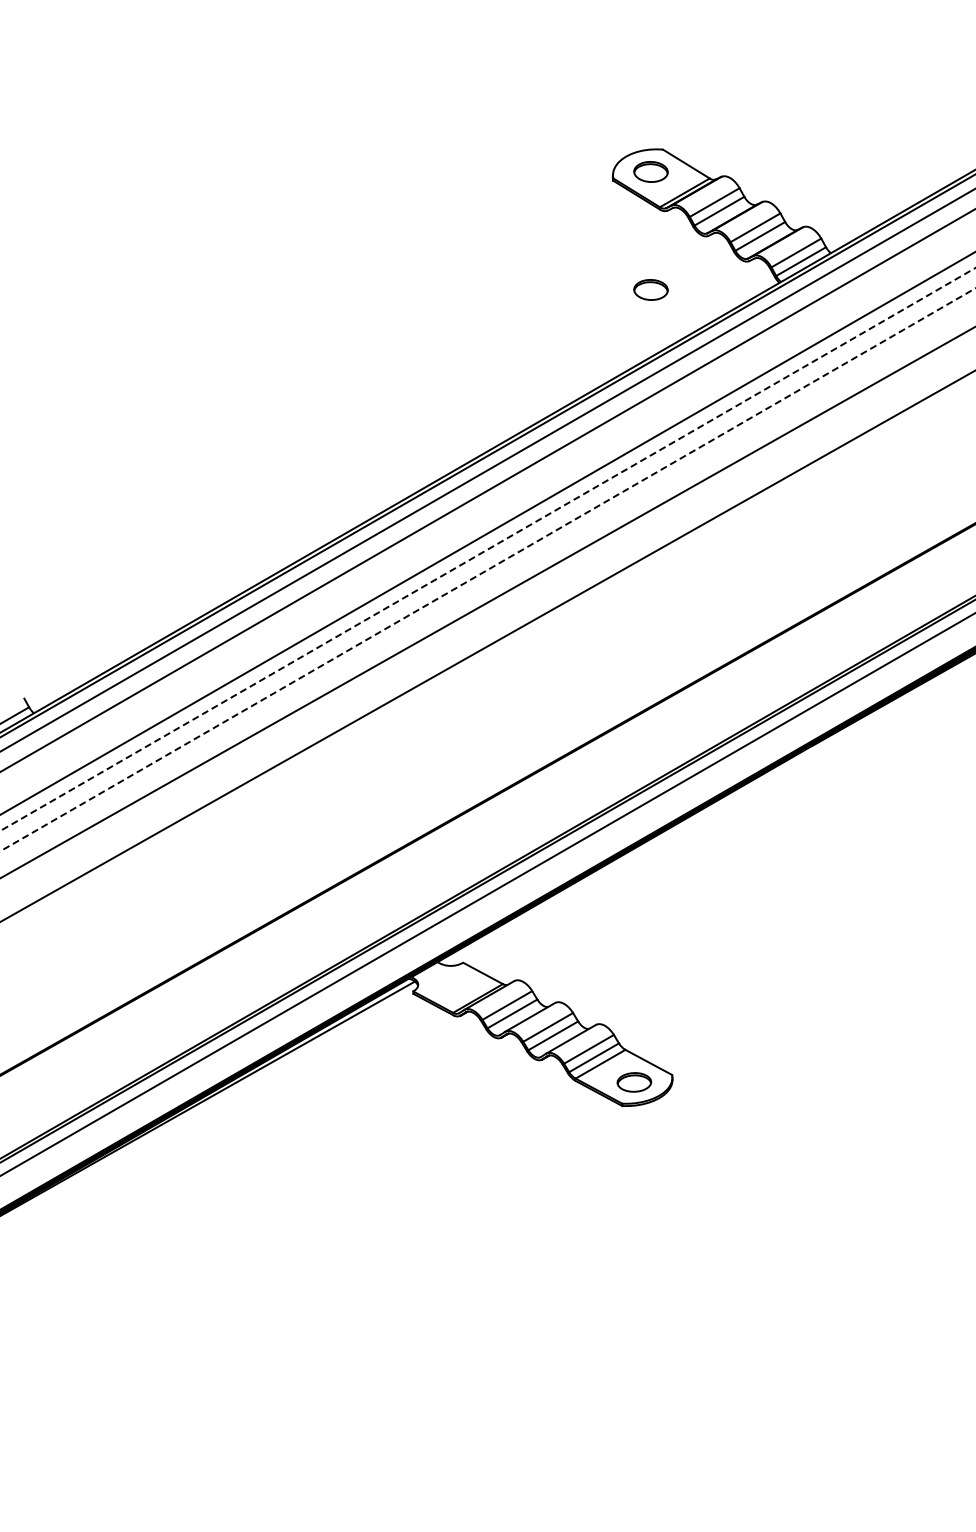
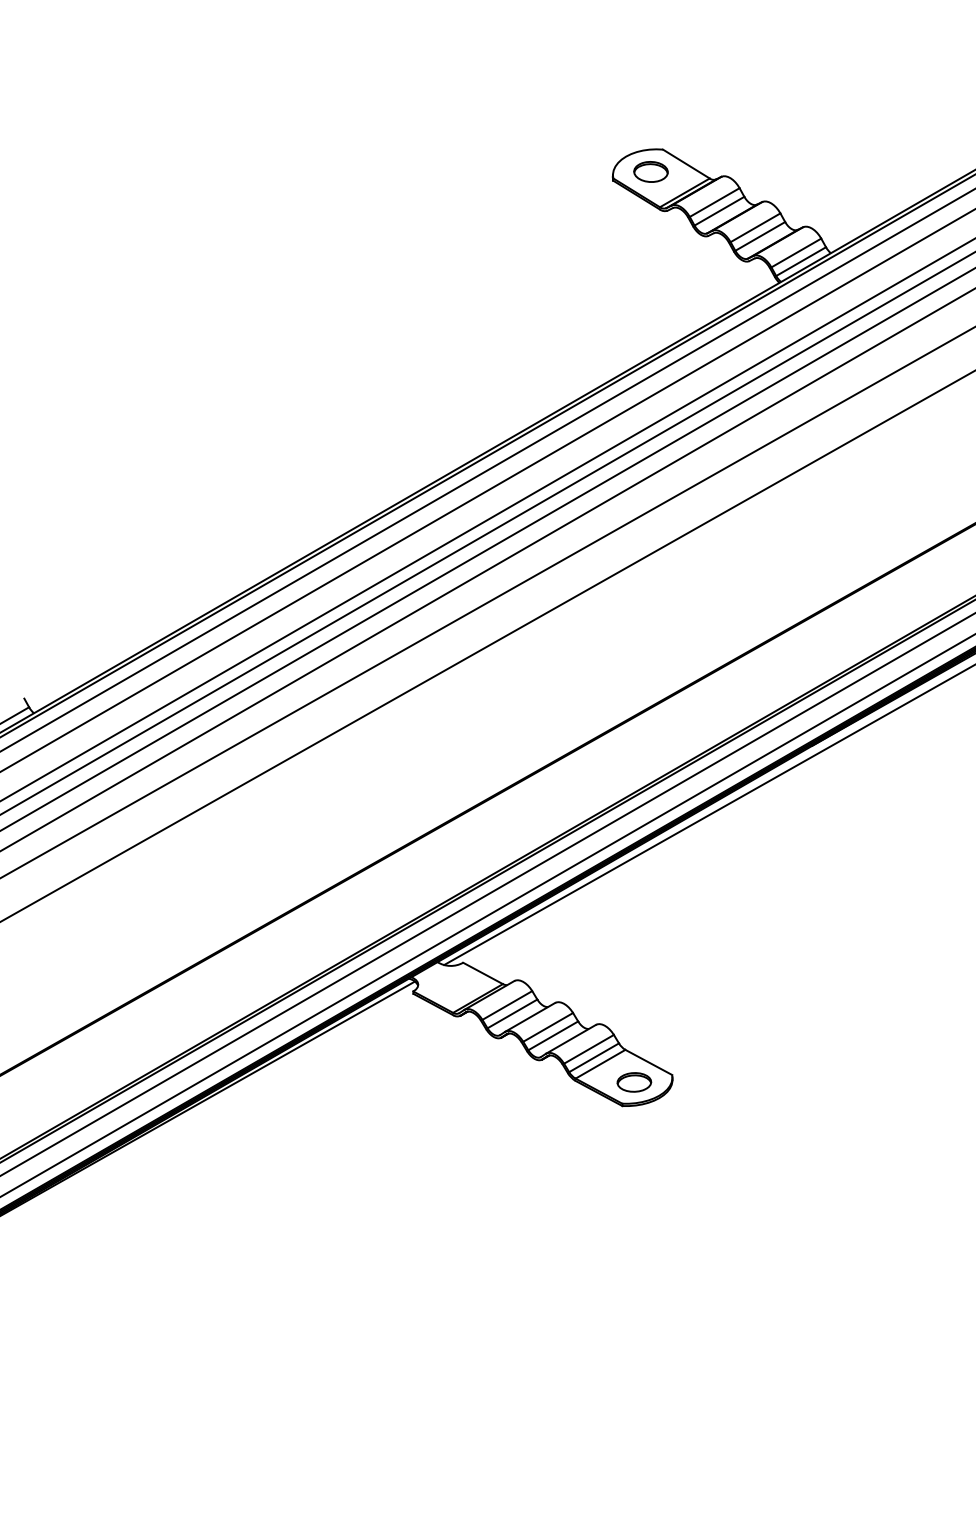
part: present -> none (650, 289)
line: none -> present (487, 519)
line: dashed -> solid (488, 549)
line: dashed -> solid (488, 569)
line: none -> present (708, 815)
line: none -> present (487, 915)
